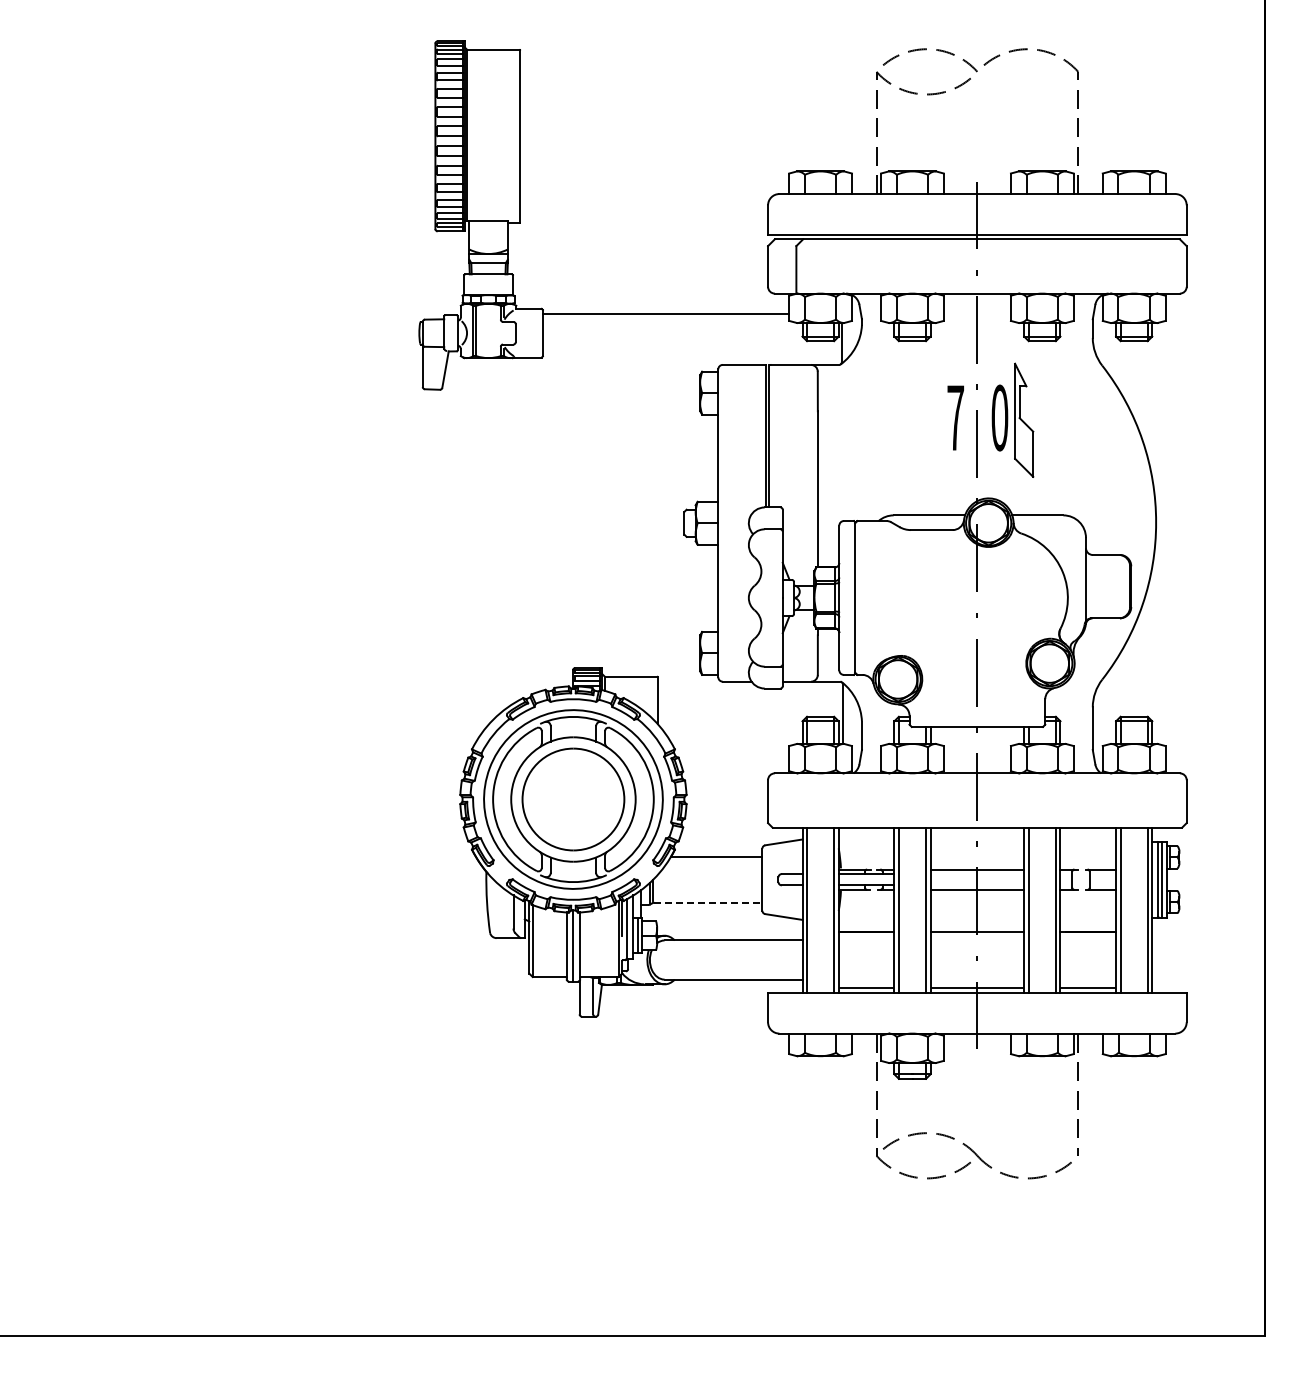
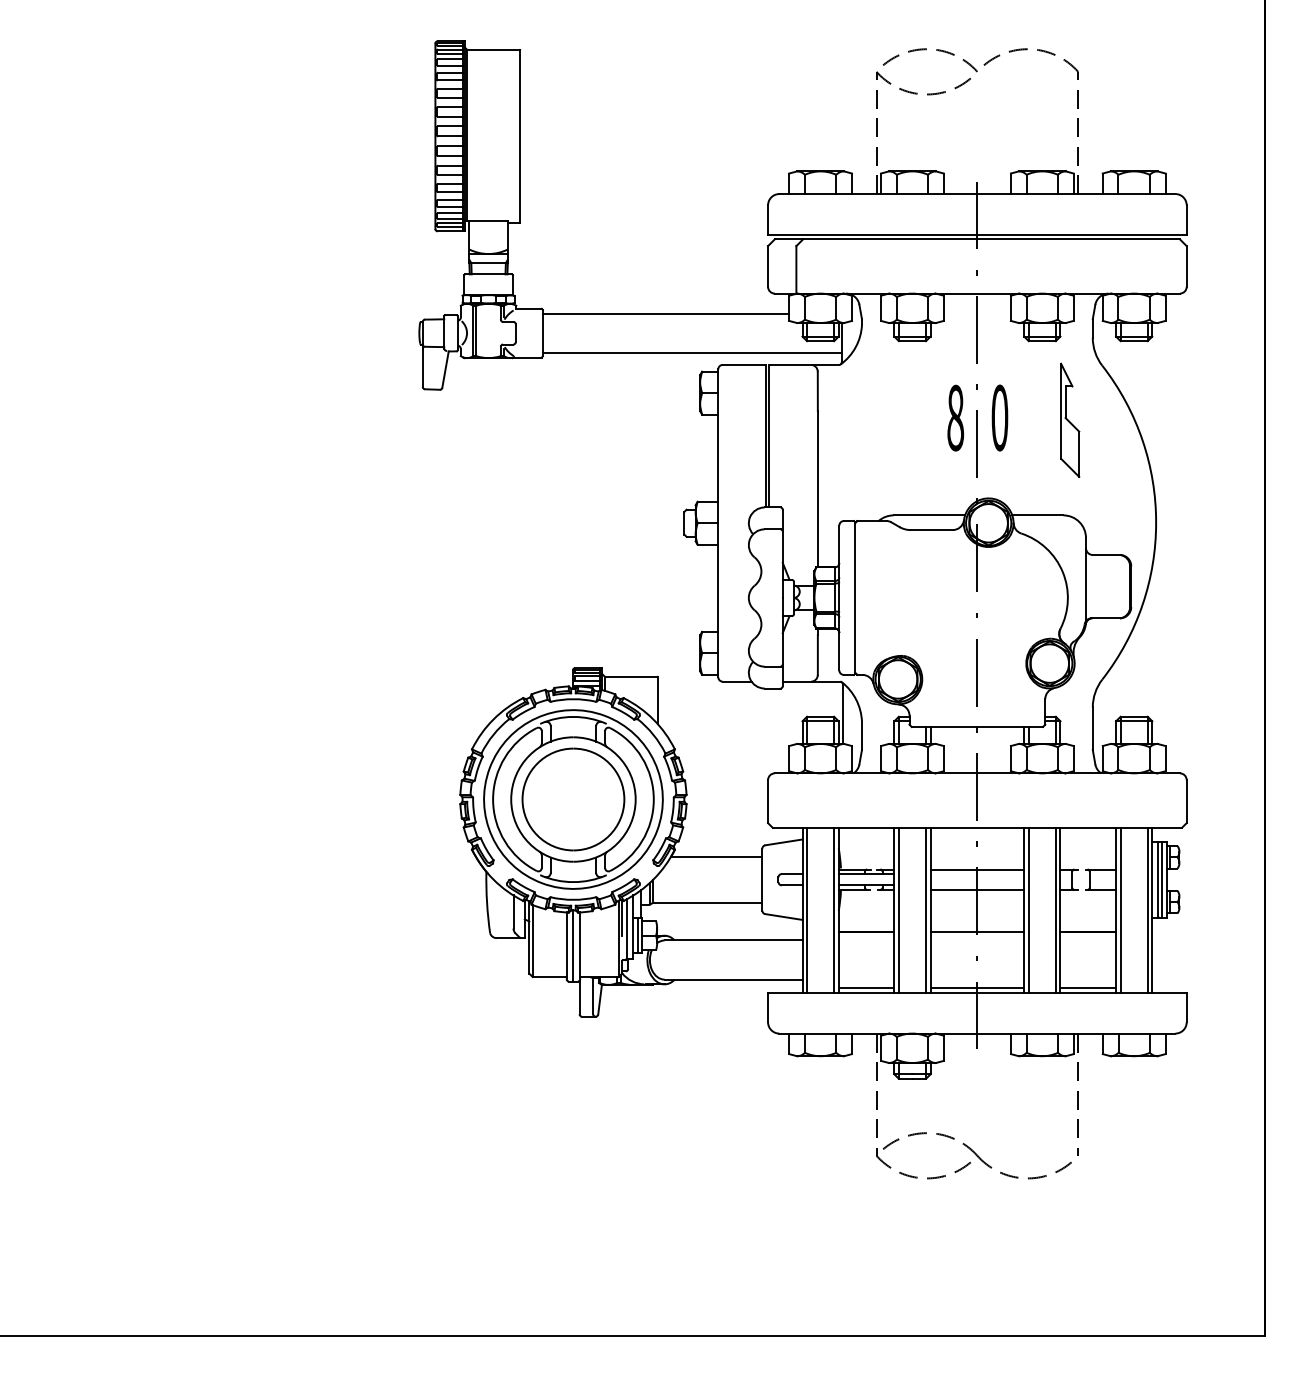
line: none -> present (691, 352)
text: 7 -> 8 (955, 417)
part position: (1024, 419) -> (1070, 419) (1070, 419)
line: dashed -> solid (708, 902)
